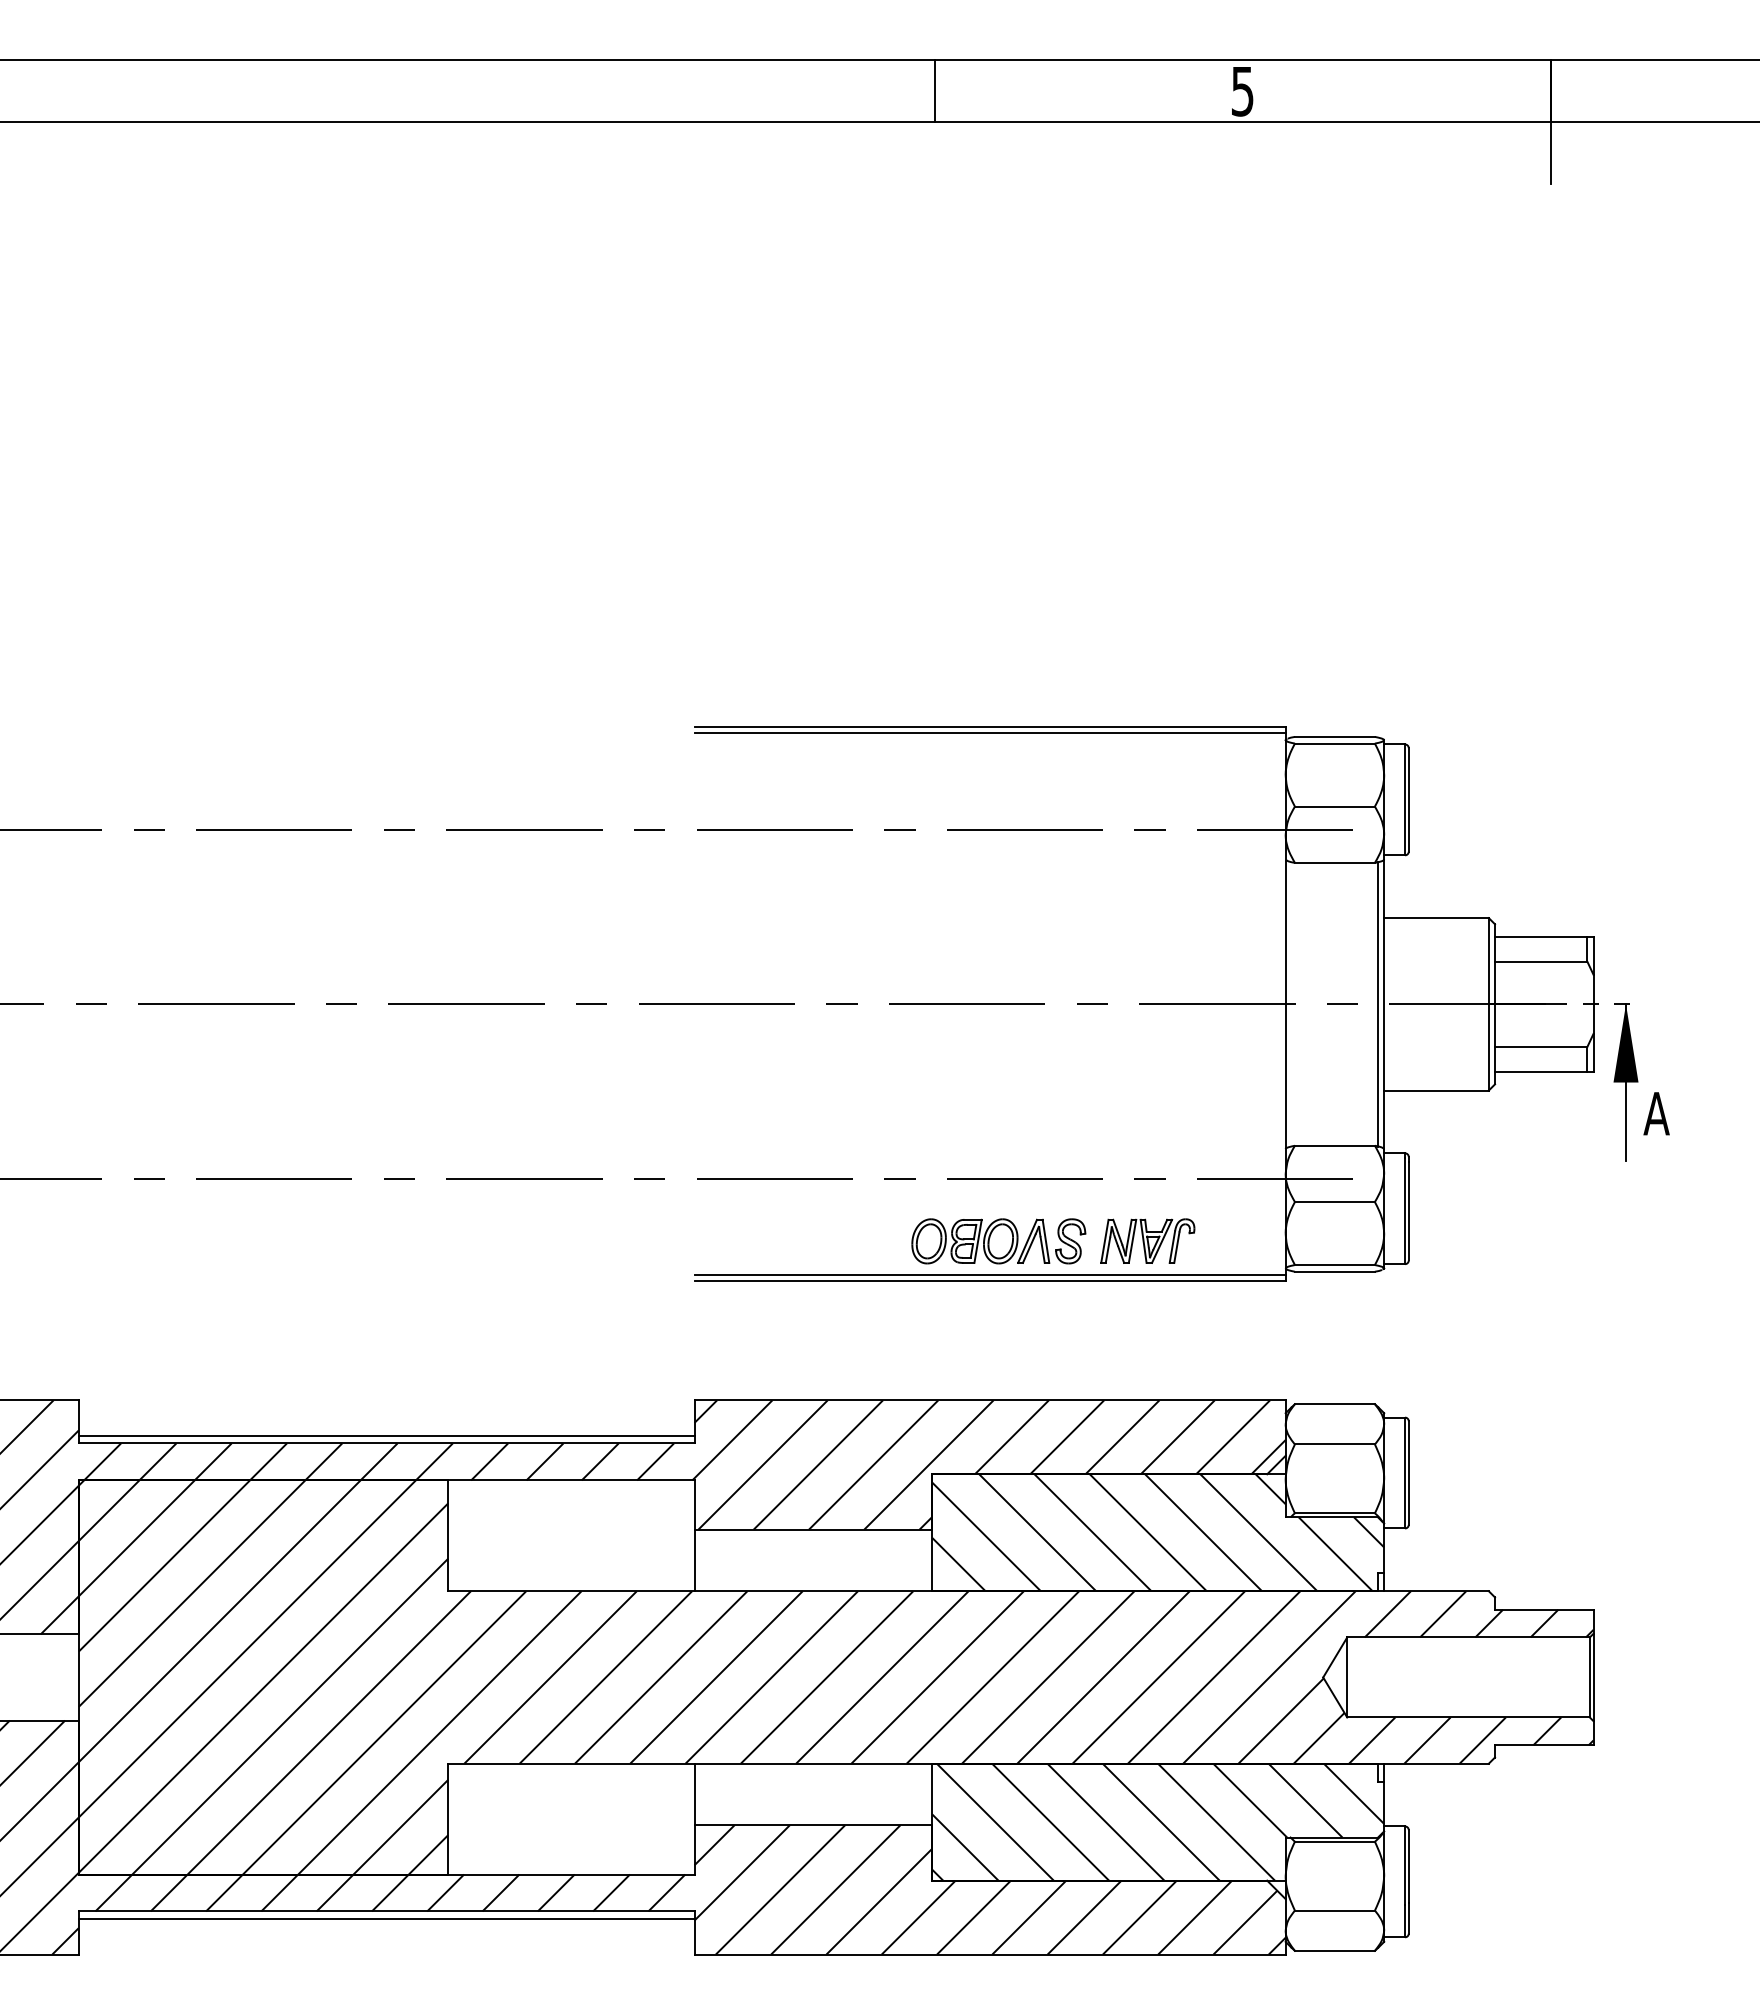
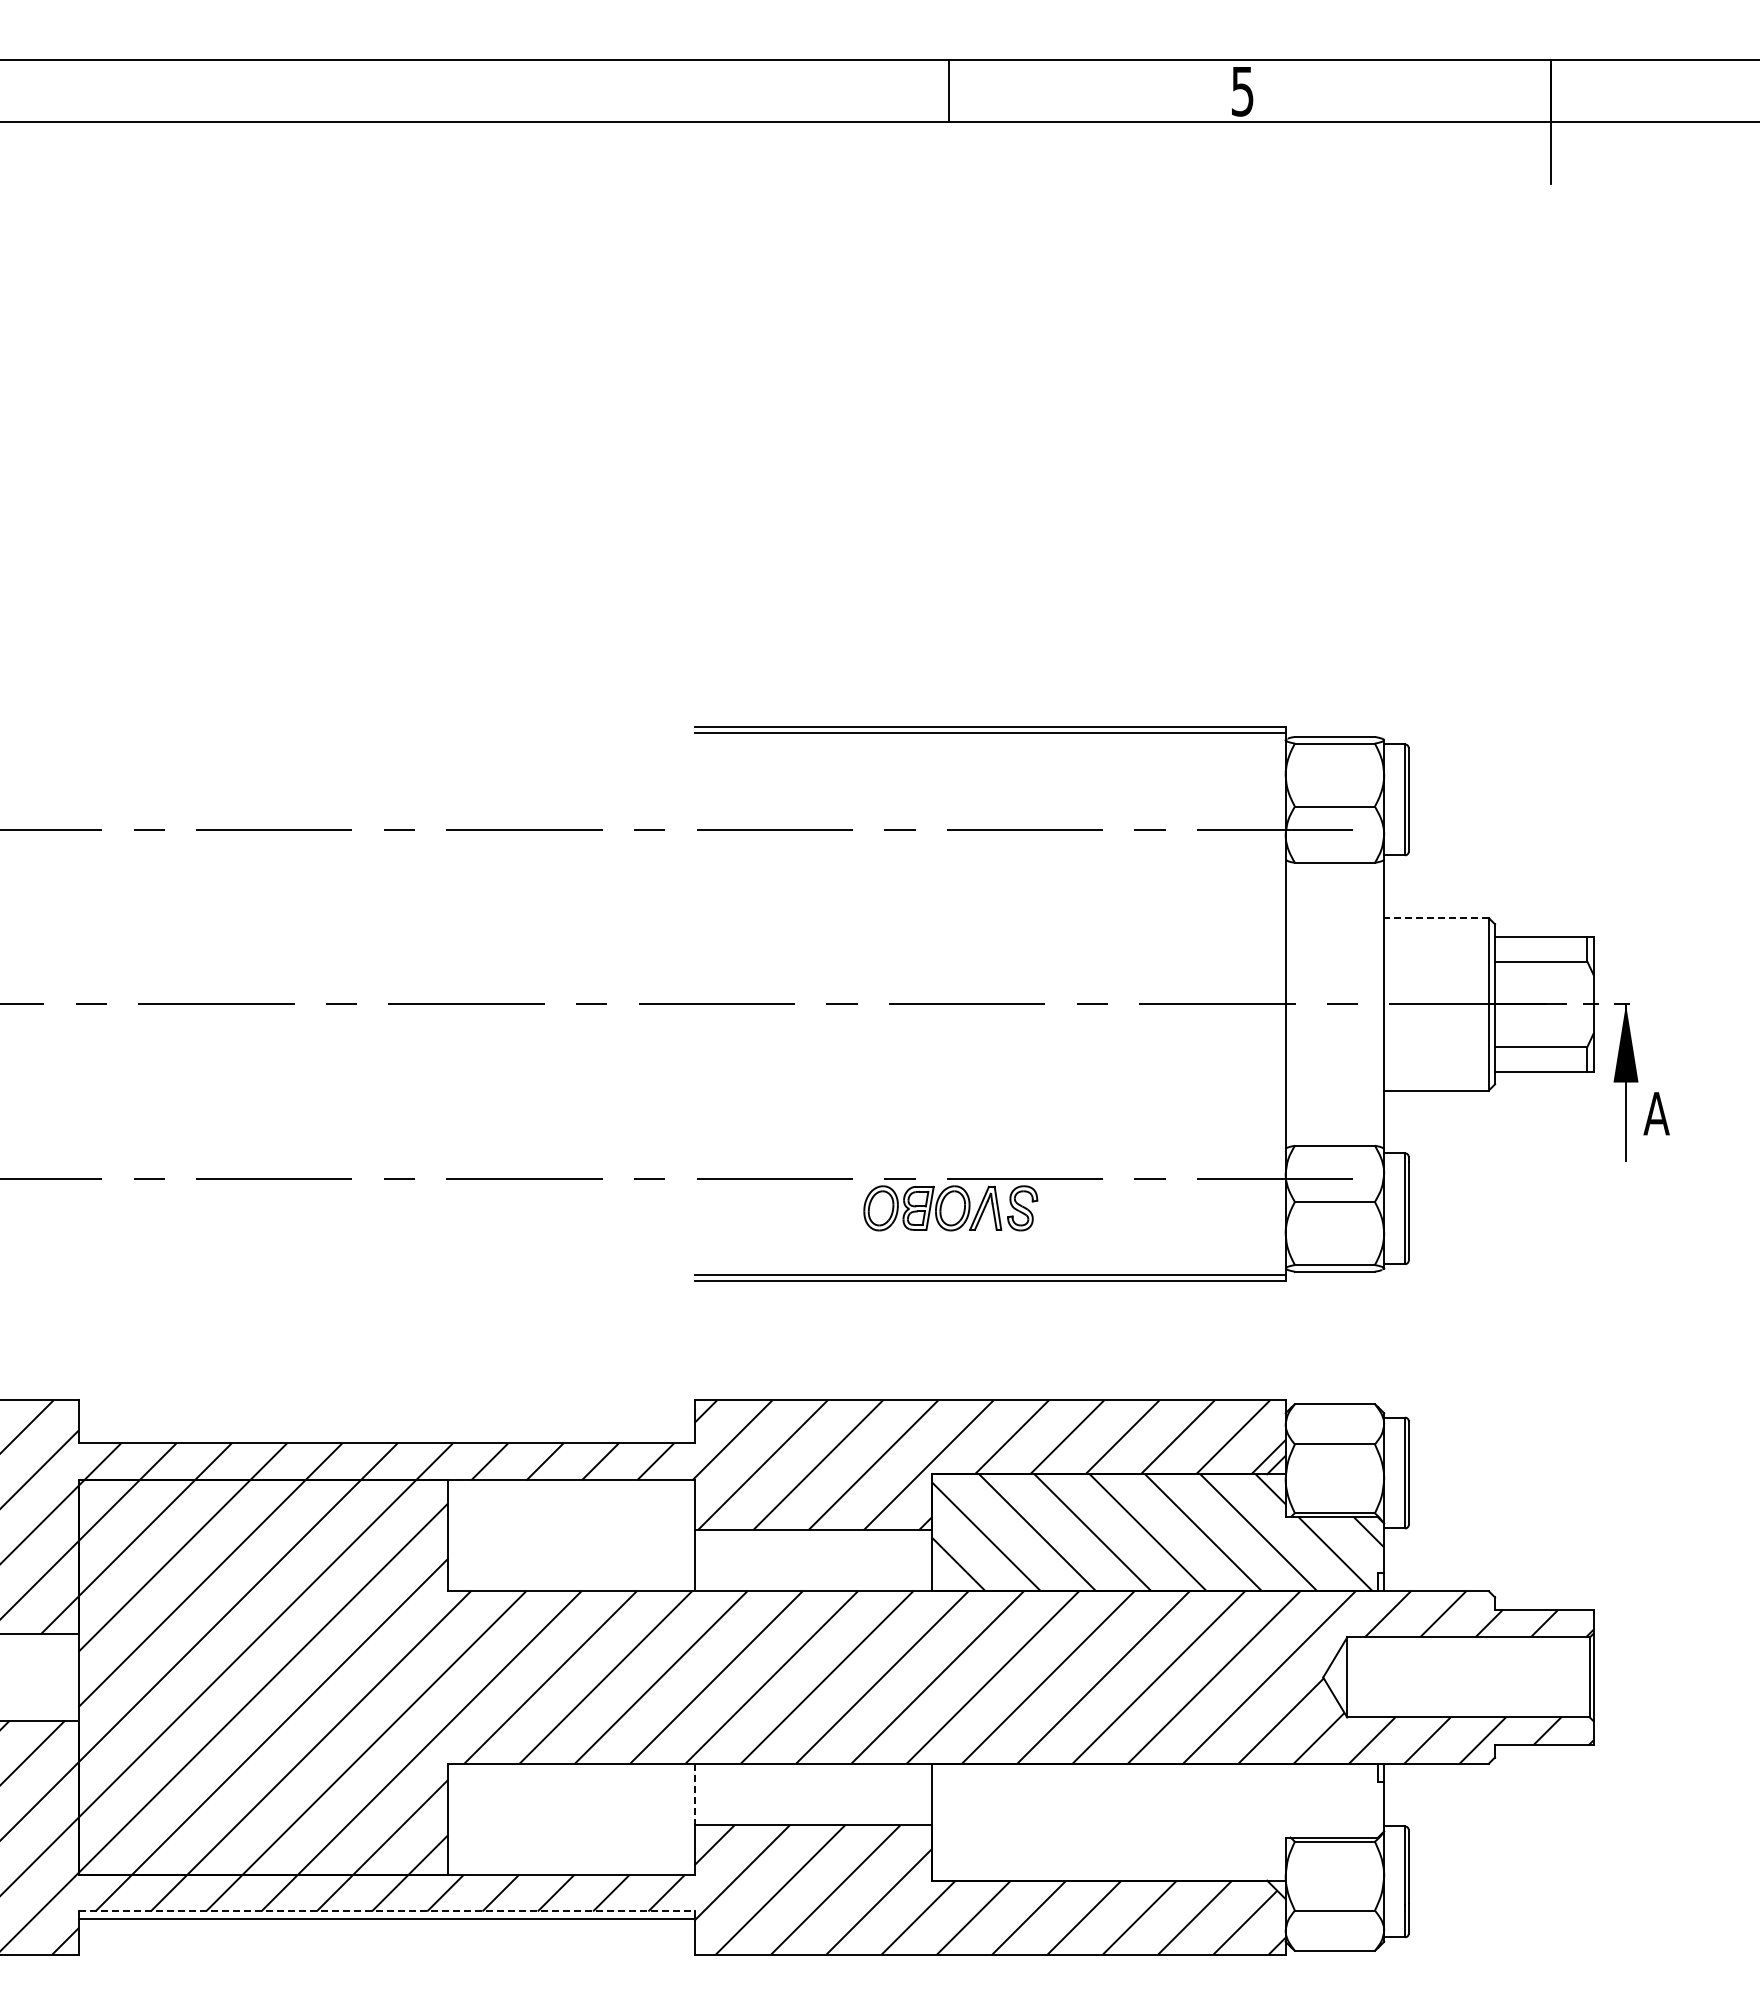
line position: (935, 91) -> (949, 91) (949, 91)
line: solid -> dashed (1436, 918)
line: present -> none (1378, 1004)
part: present -> none (1147, 1240)
part position: (998, 1241) -> (950, 1208) (950, 1208)
line: present -> none (386, 1436)
line: solid -> dashed (694, 1794)
hatch: present -> none (1158, 1821)
line: solid -> dashed (386, 1911)
